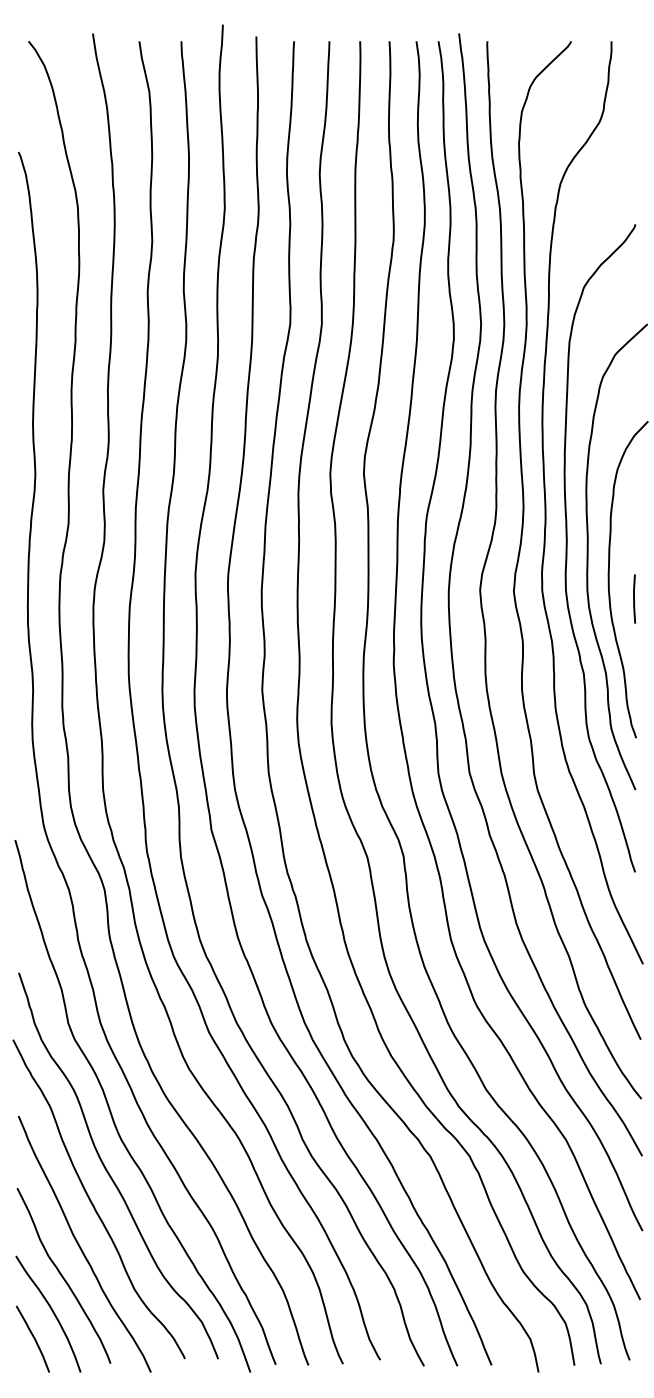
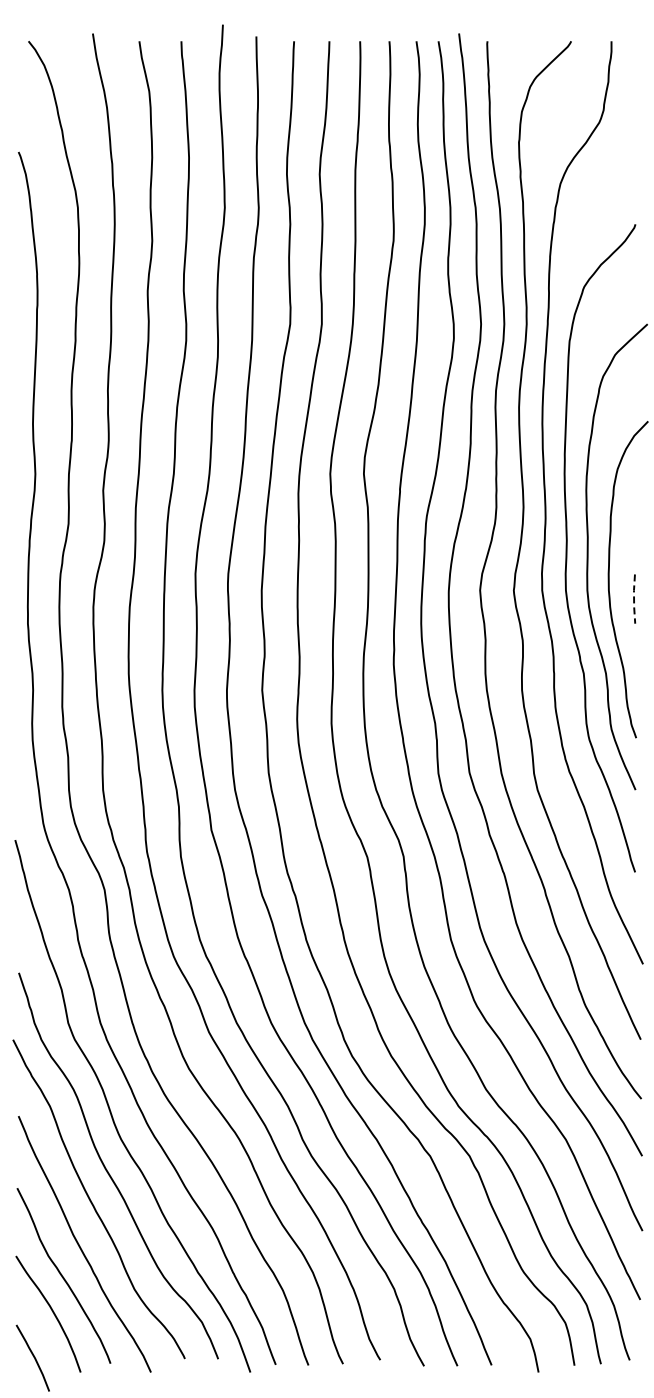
line: solid -> dashed (634, 599)
curve position: (33, 1338) -> (33, 1357) (33, 1357)
